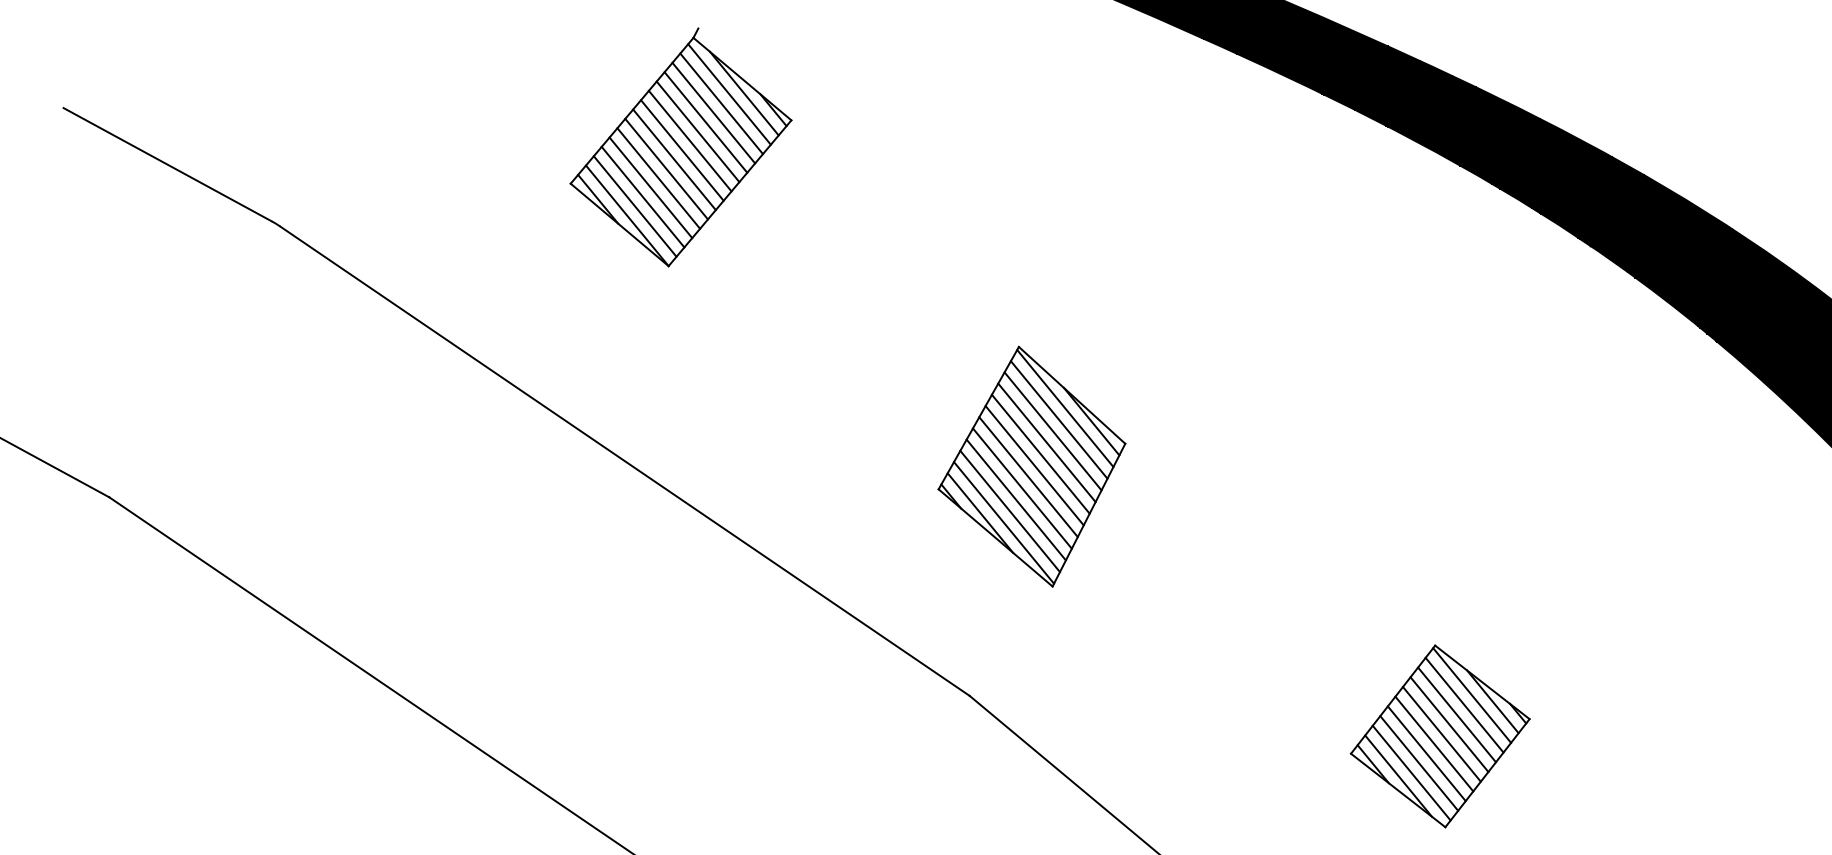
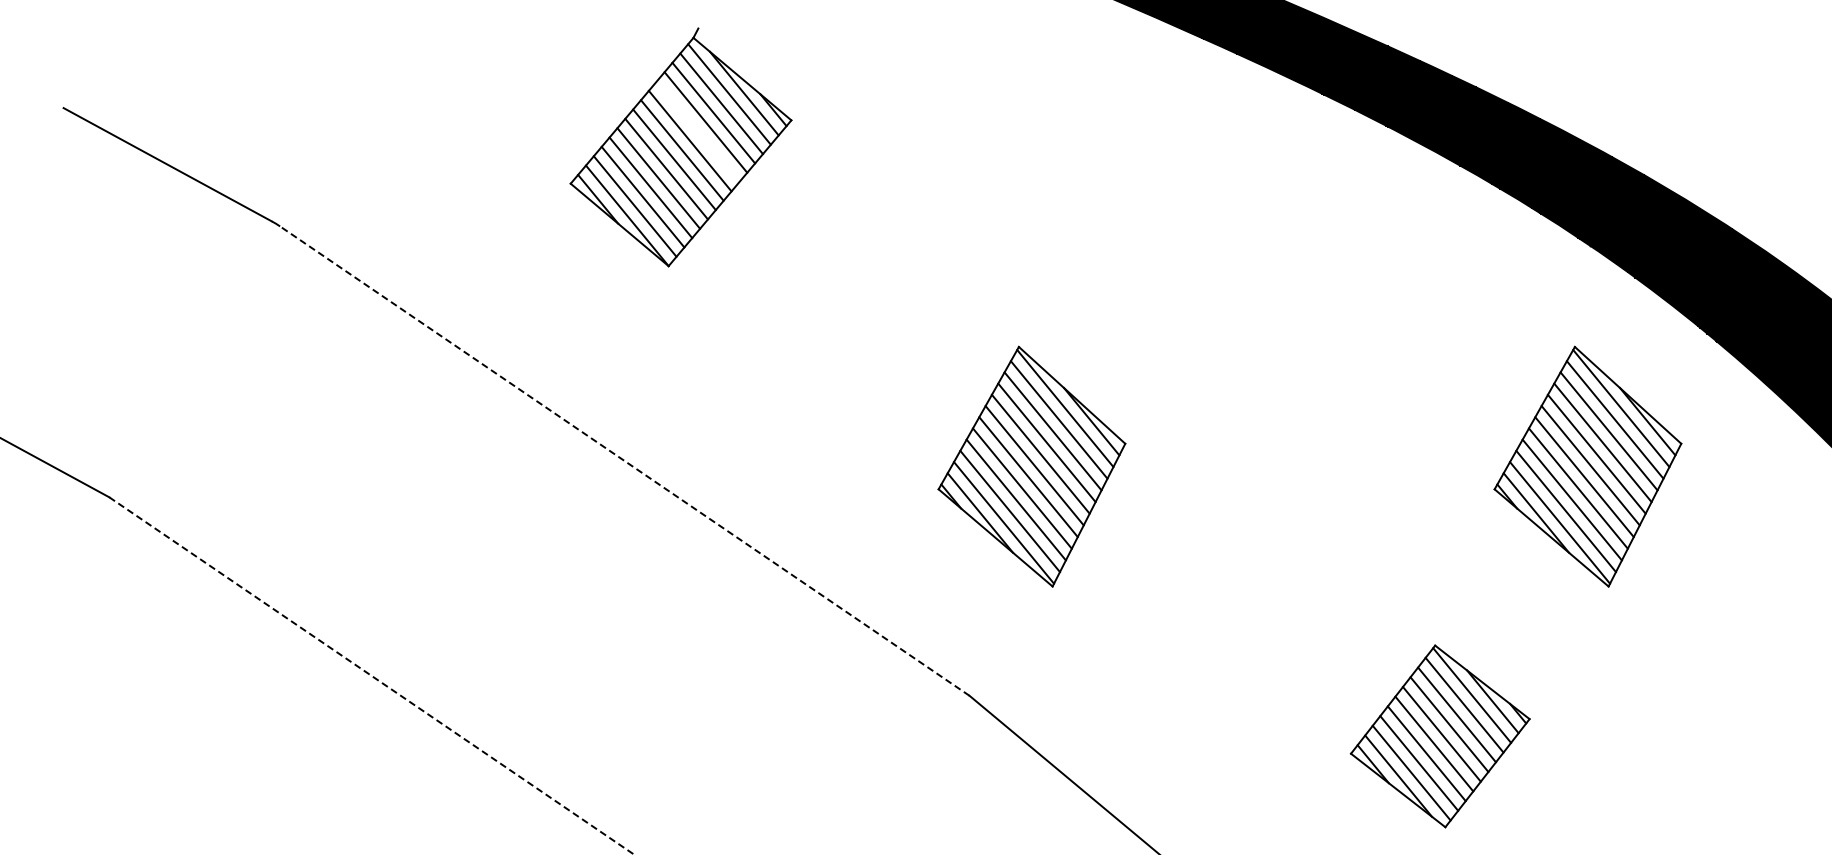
line: present -> none (697, 131)
line: solid -> dashed (624, 460)
part: none -> present (1587, 466)
line: solid -> dashed (371, 676)
